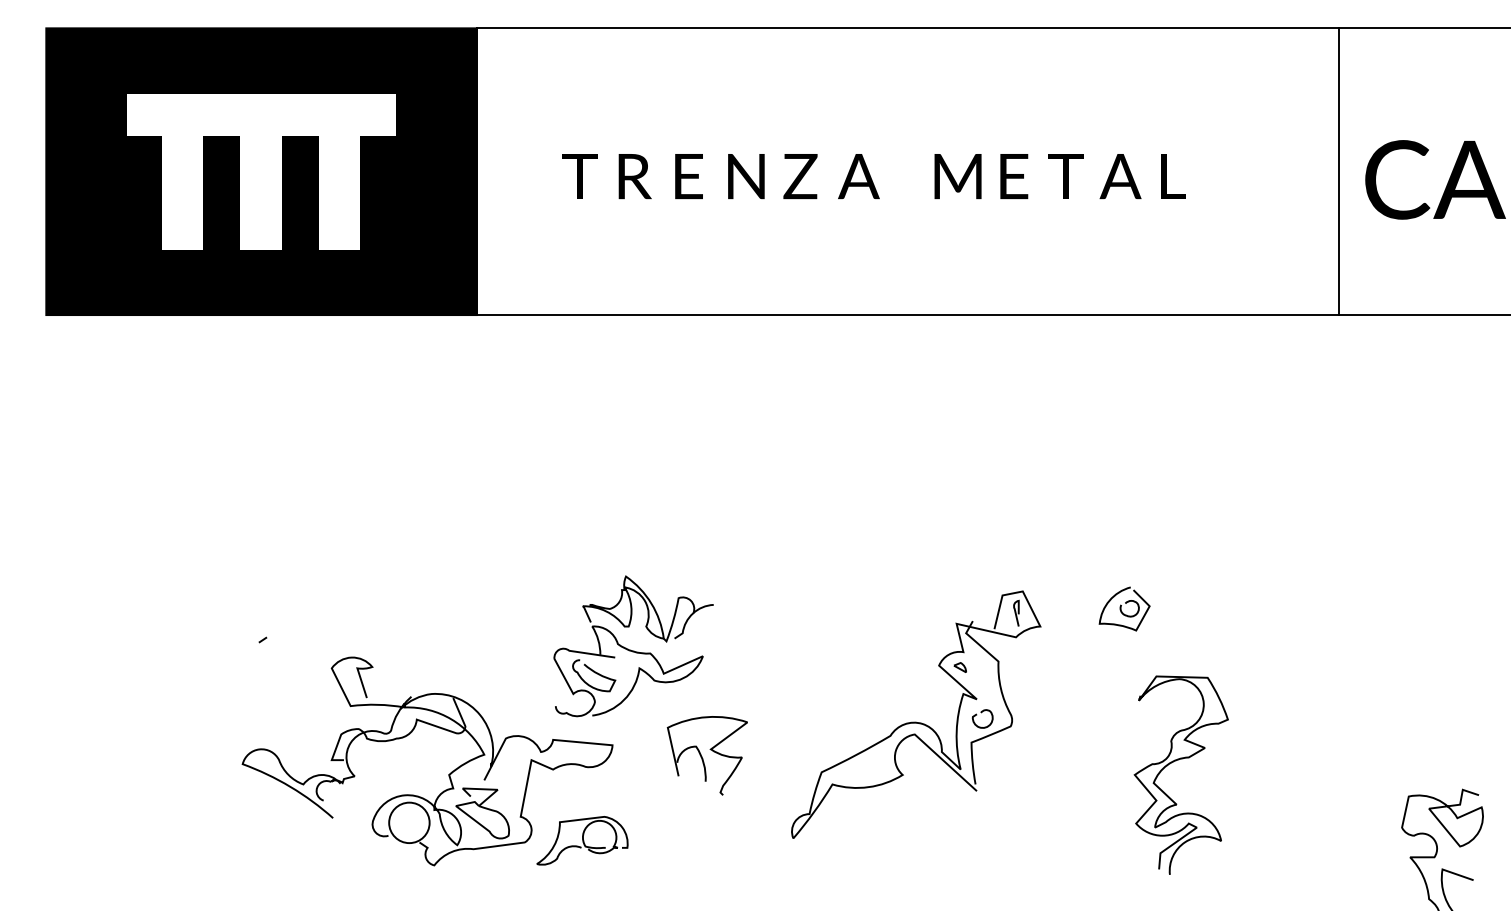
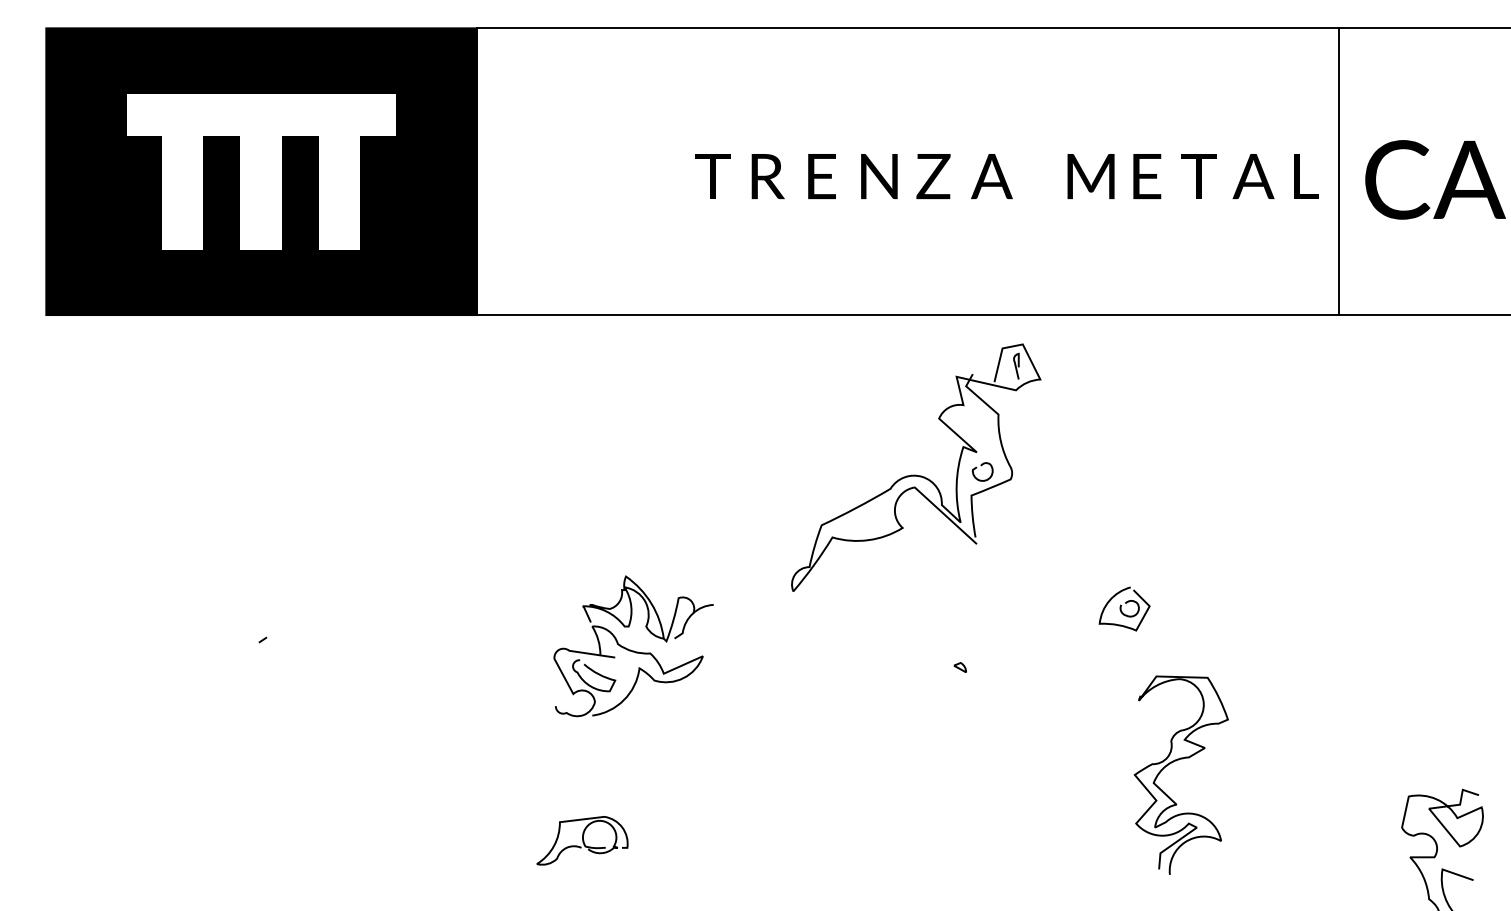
text position: (873, 176) -> (1006, 176) (1006, 176)
part position: (916, 721) -> (916, 474) (916, 474)
part: present -> none (706, 755)
part: present -> none (448, 774)
